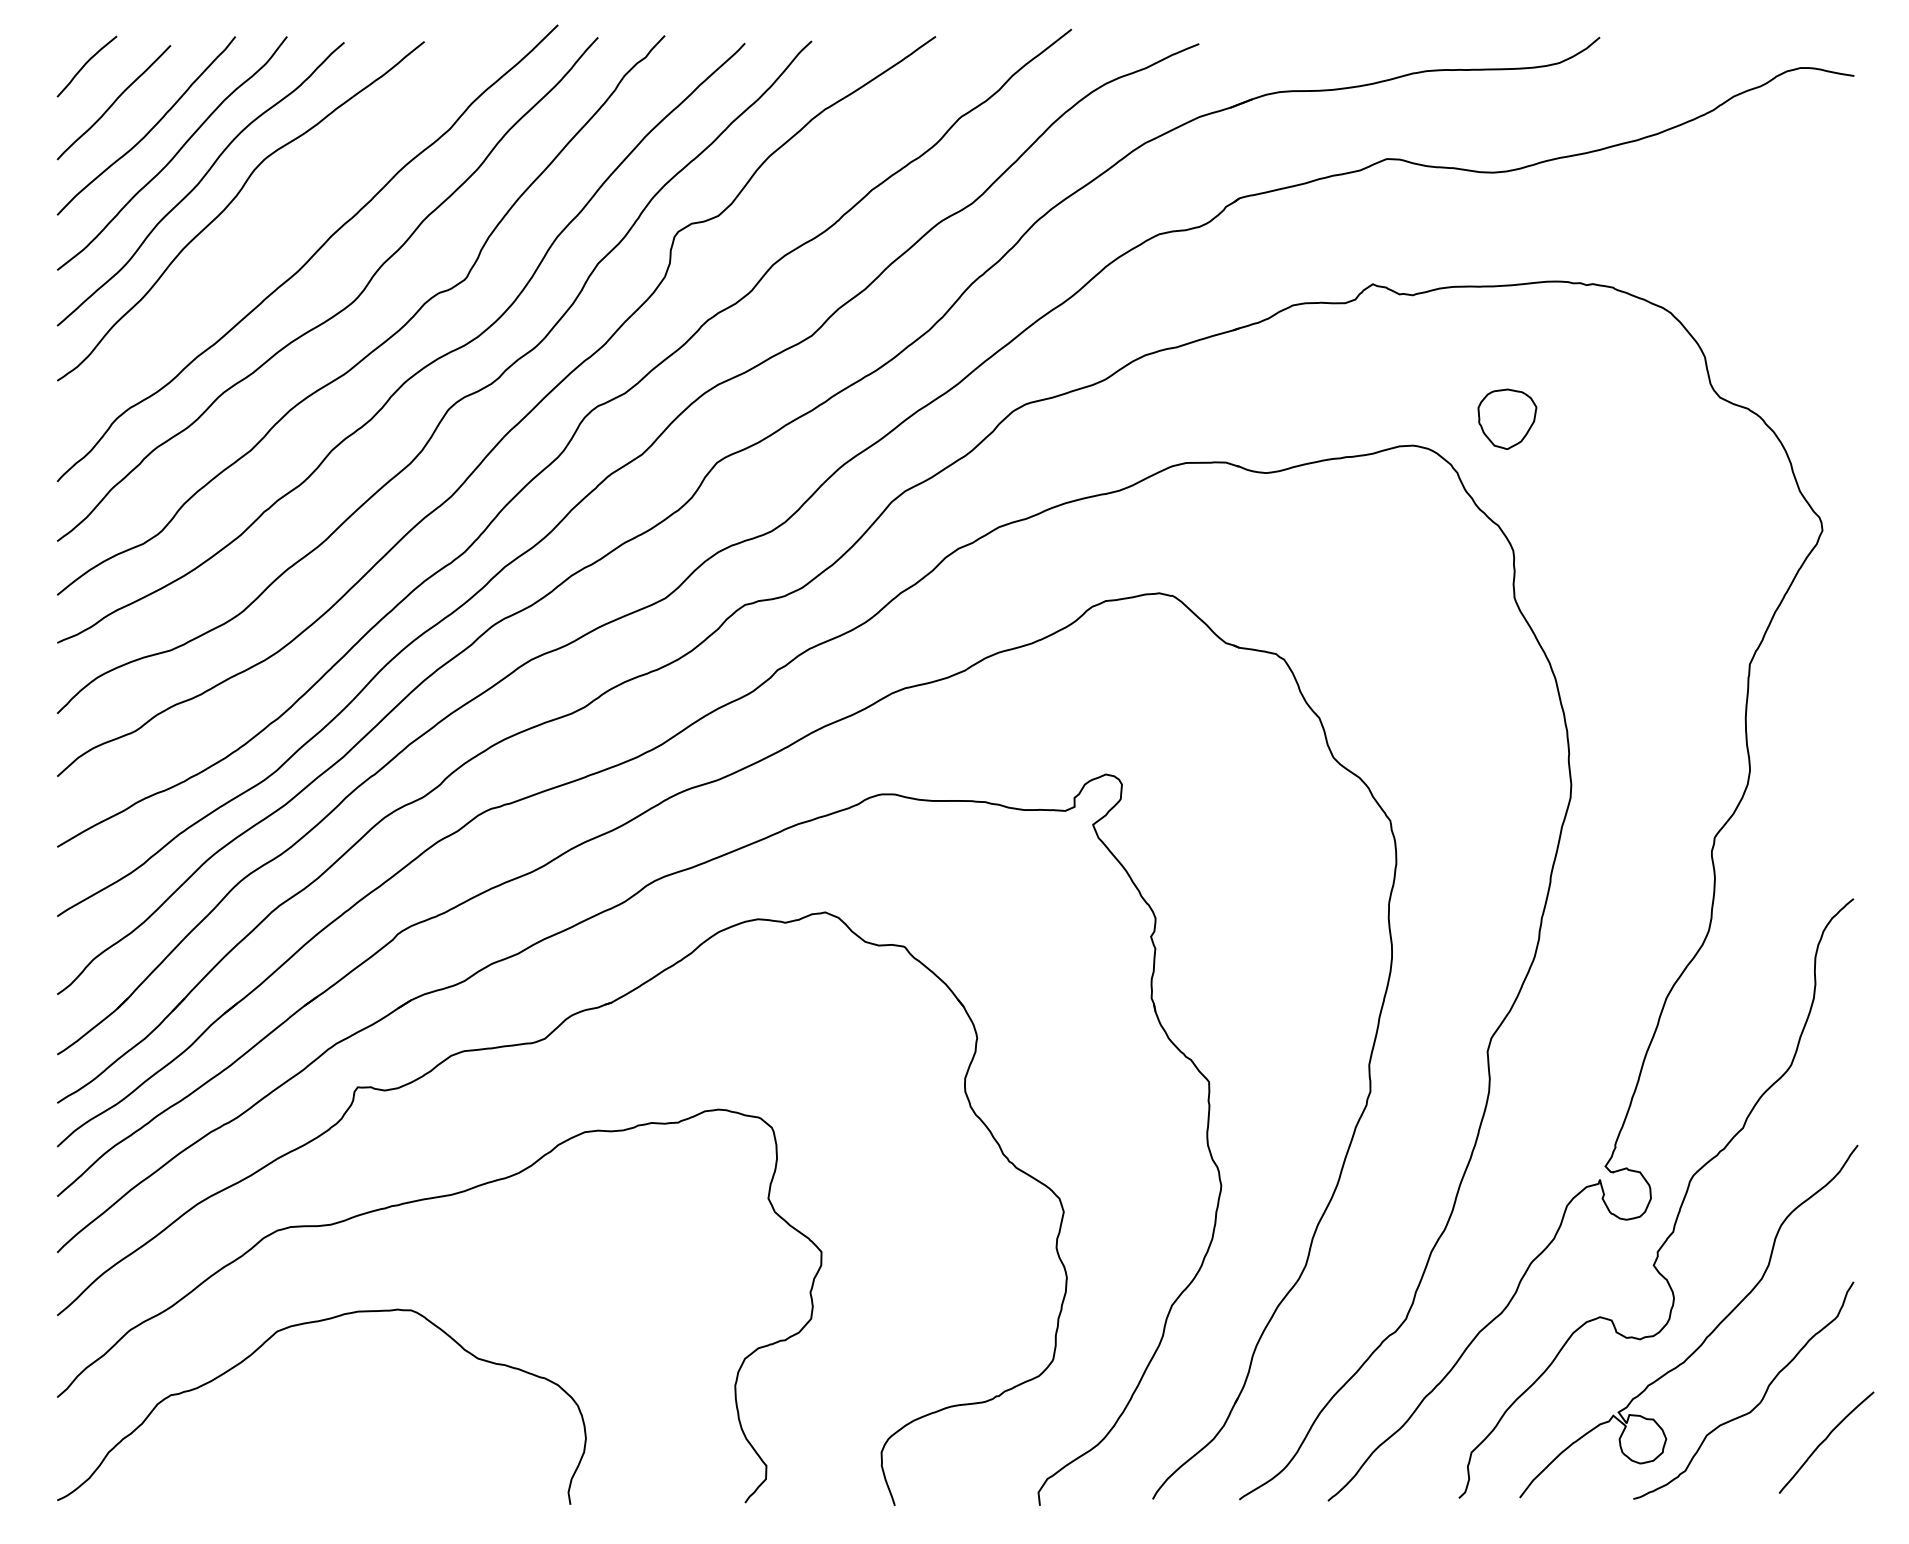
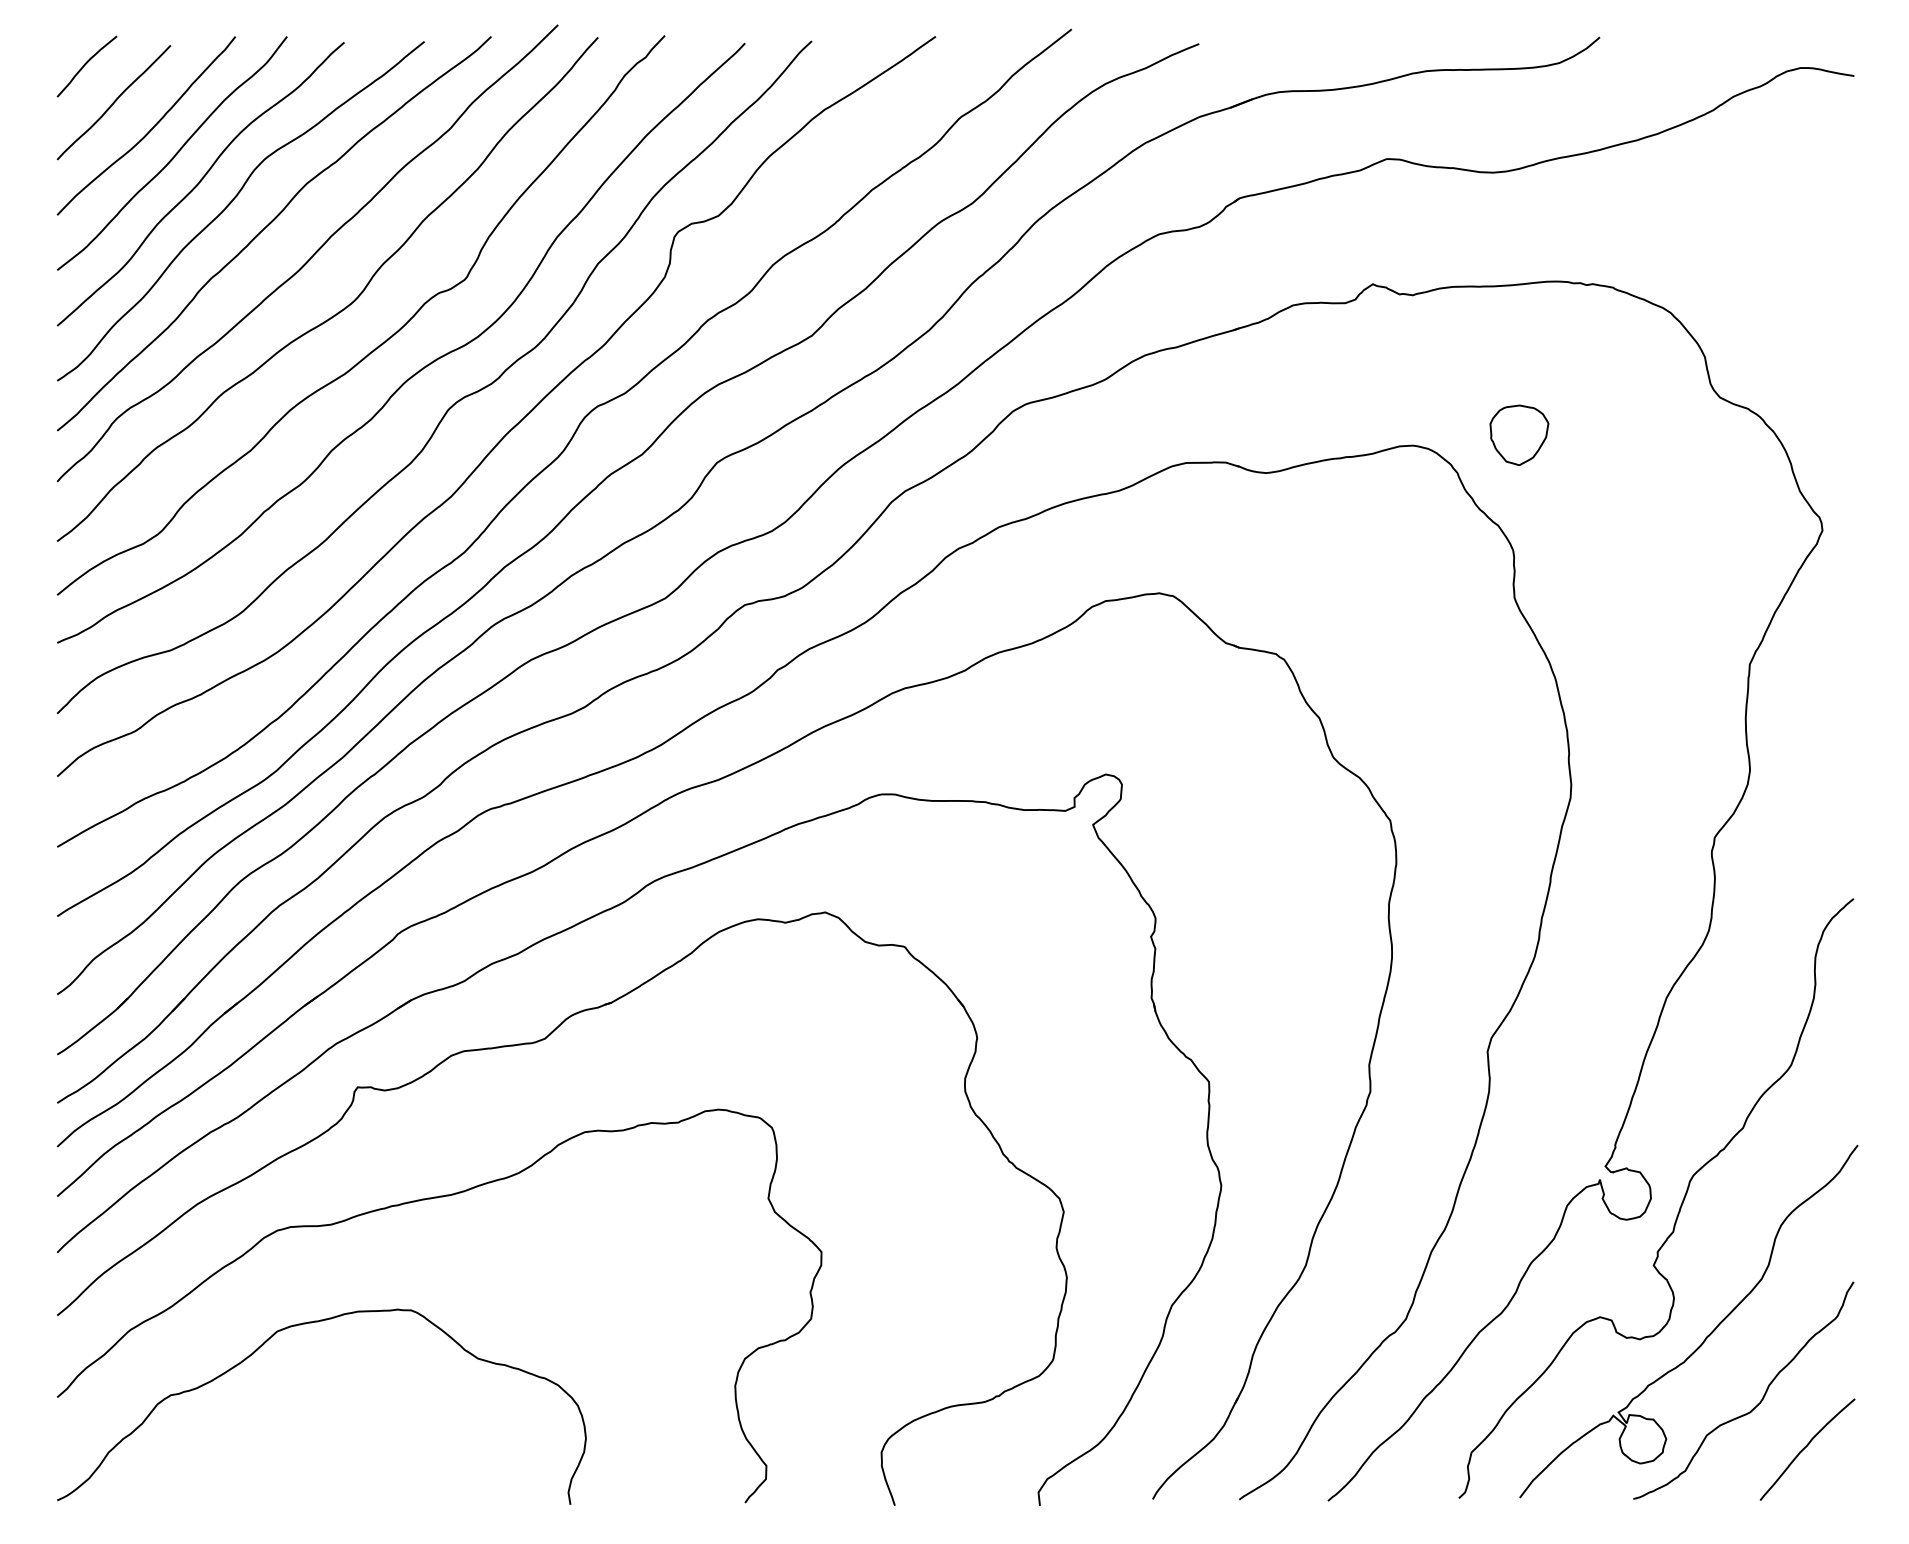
curve: none -> present (268, 226)
part position: (1507, 418) -> (1519, 434) (1519, 434)
curve position: (1825, 1440) -> (1806, 1447) (1806, 1447)
